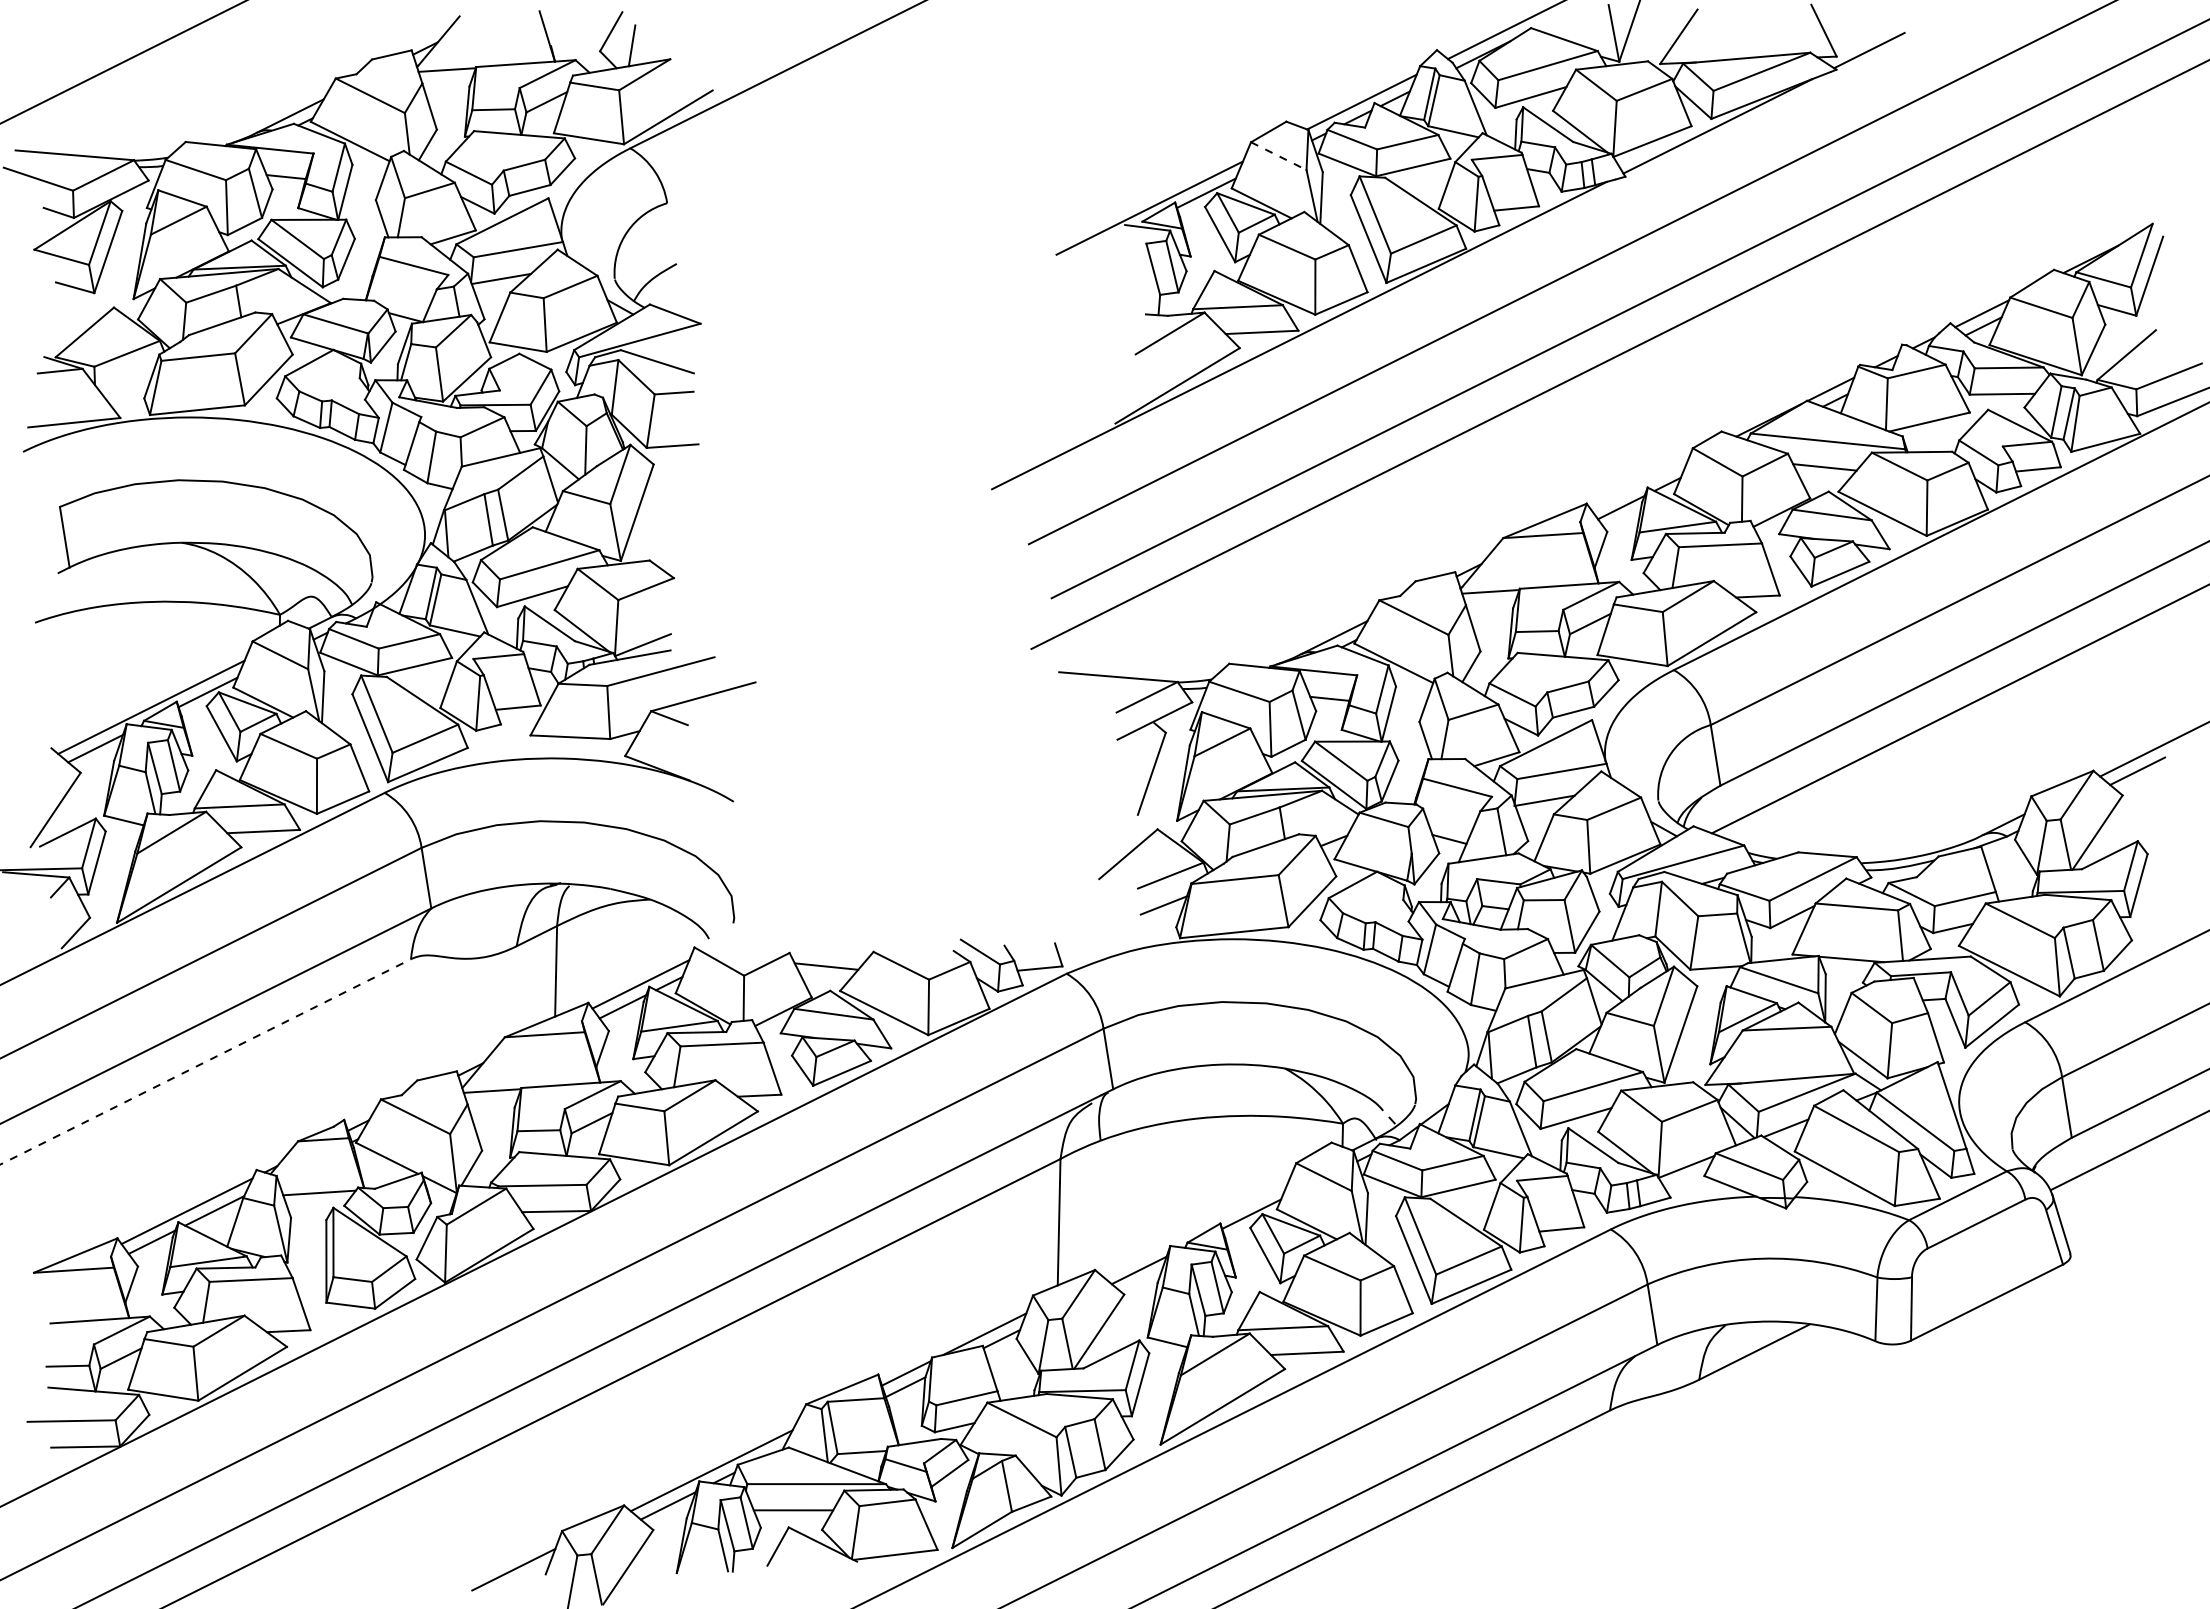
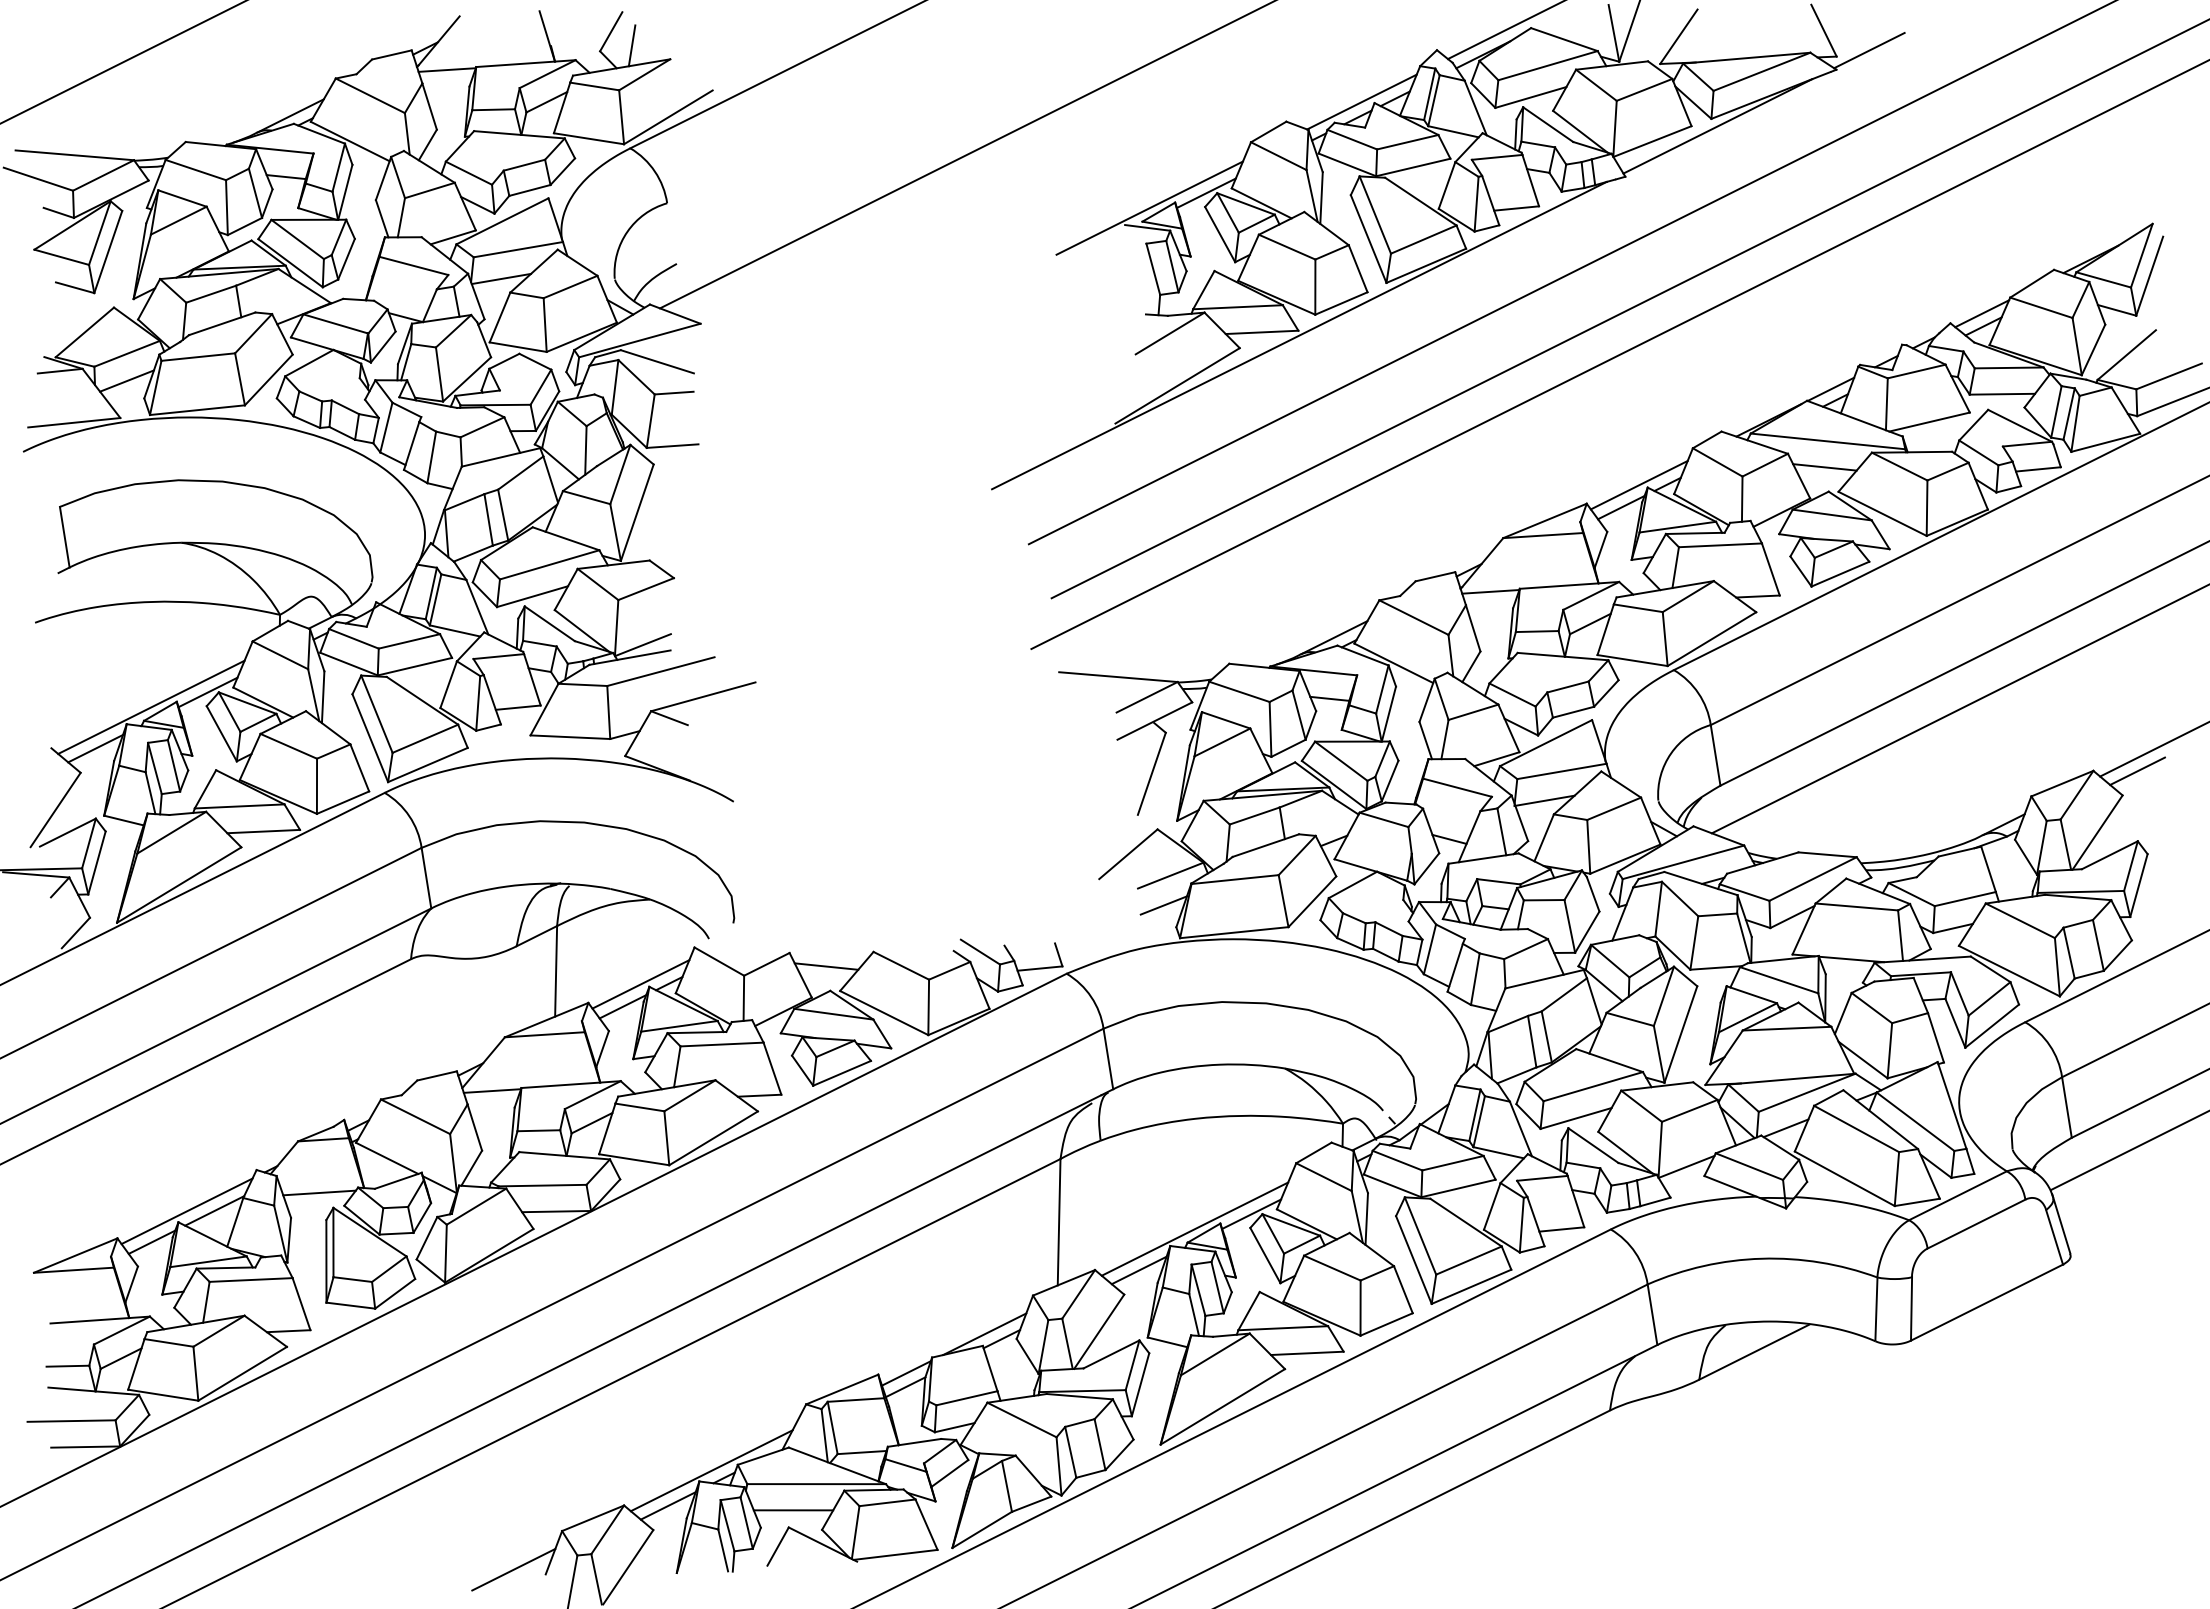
line: none -> present (966, 155)
line: dashed -> solid (1279, 156)
line: none -> present (126, 380)
line: none -> present (1638, 484)
line: dashed -> solid (206, 1061)
line: none -> present (1194, 1228)
